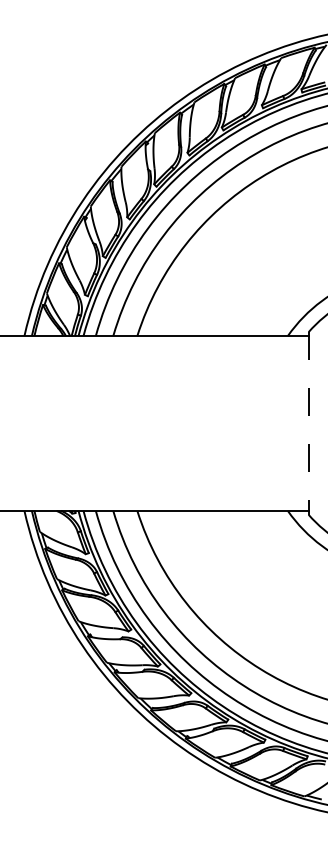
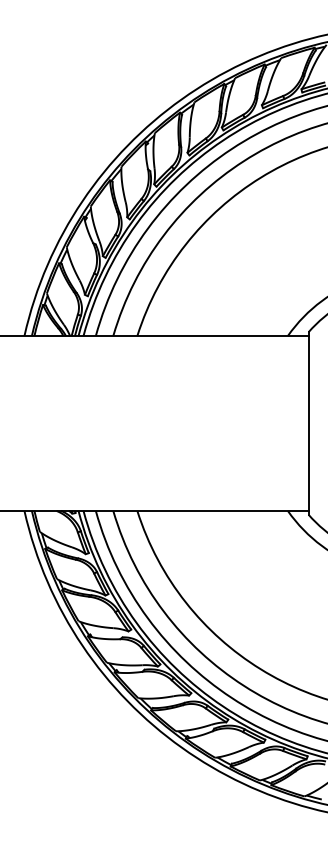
line: dashed -> solid (308, 424)
